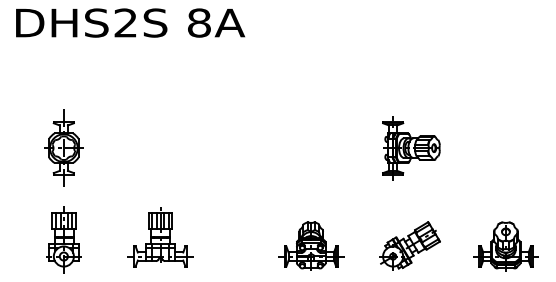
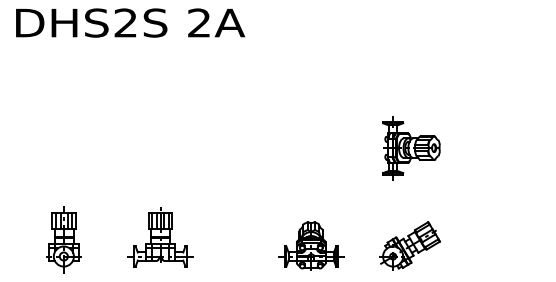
text: 8A -> 2A (199, 22)
part: present -> none (63, 147)
part: present -> none (505, 246)
